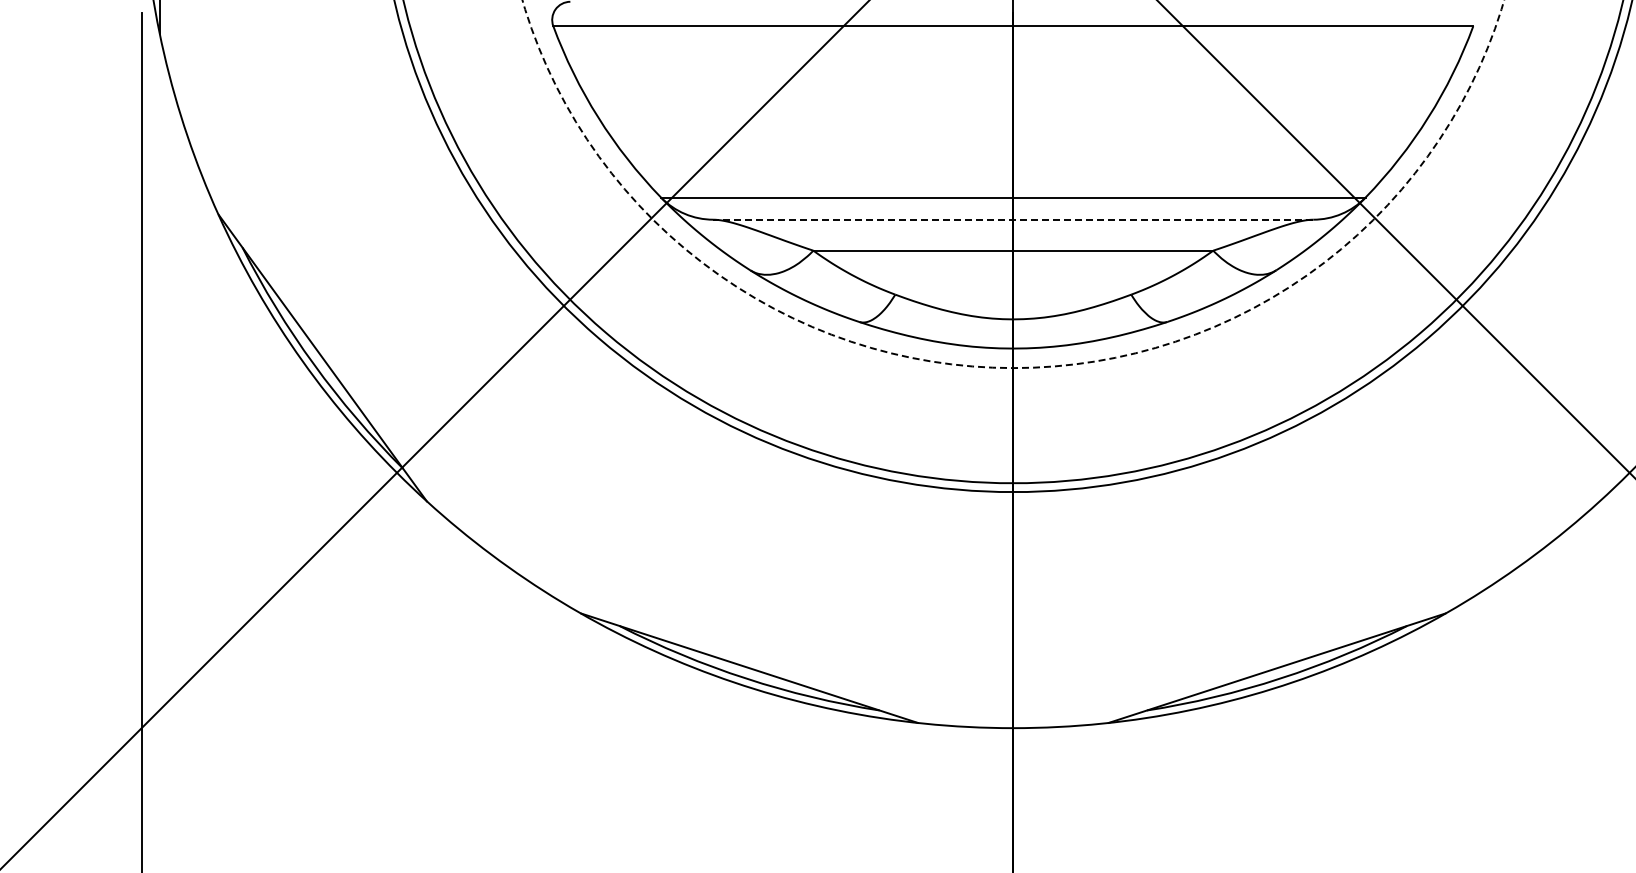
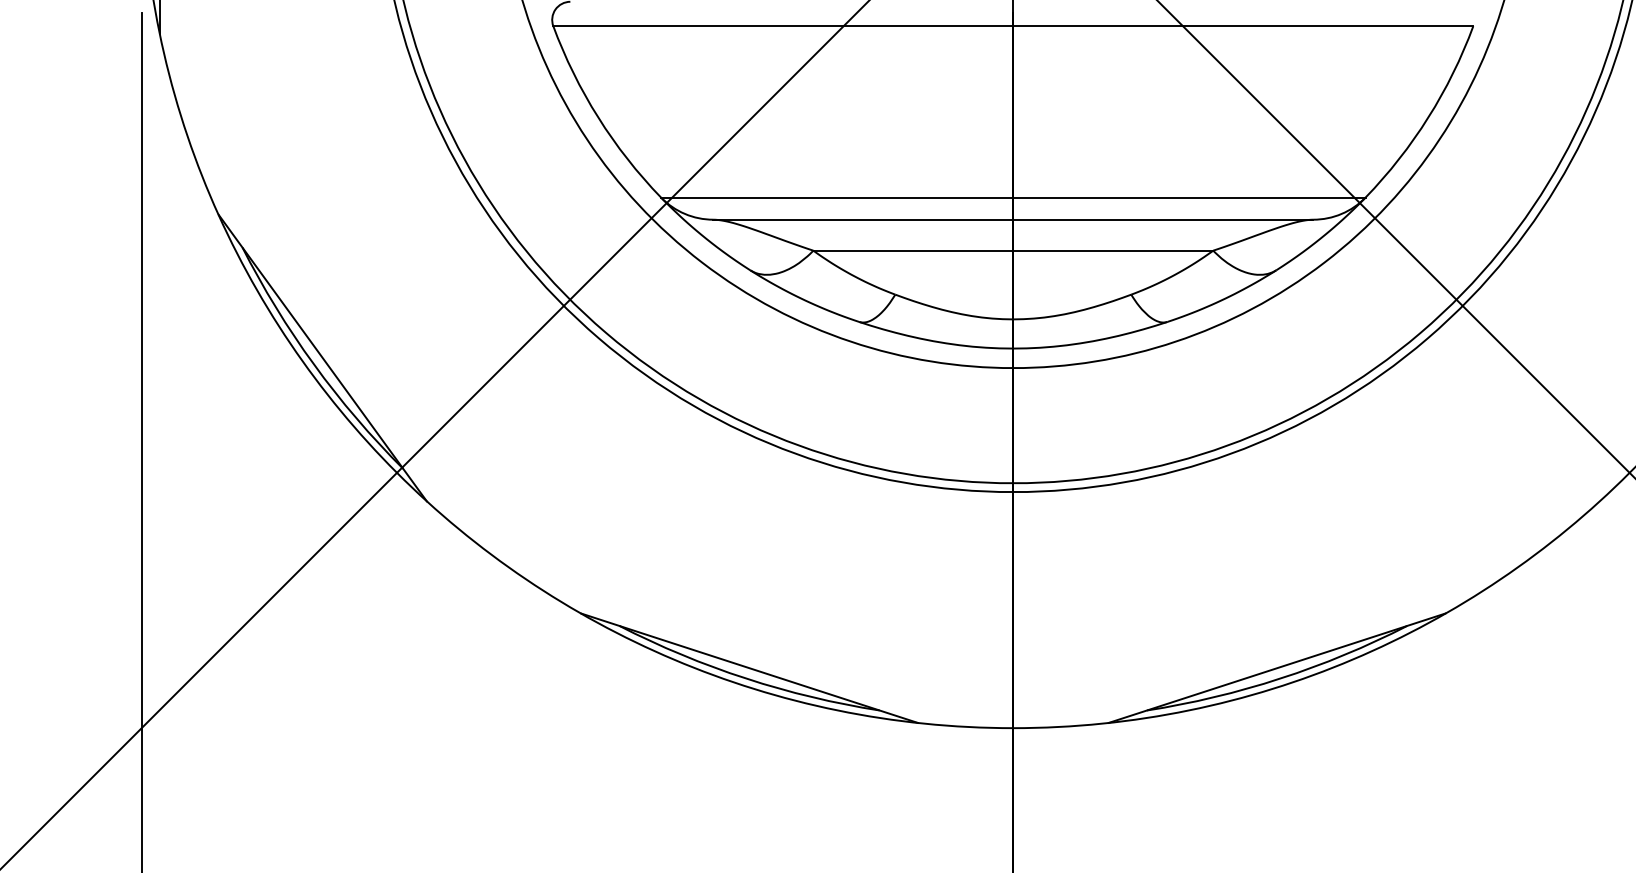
line: dashed -> solid (1012, 219)
arc: dashed -> solid (1013, 368)
